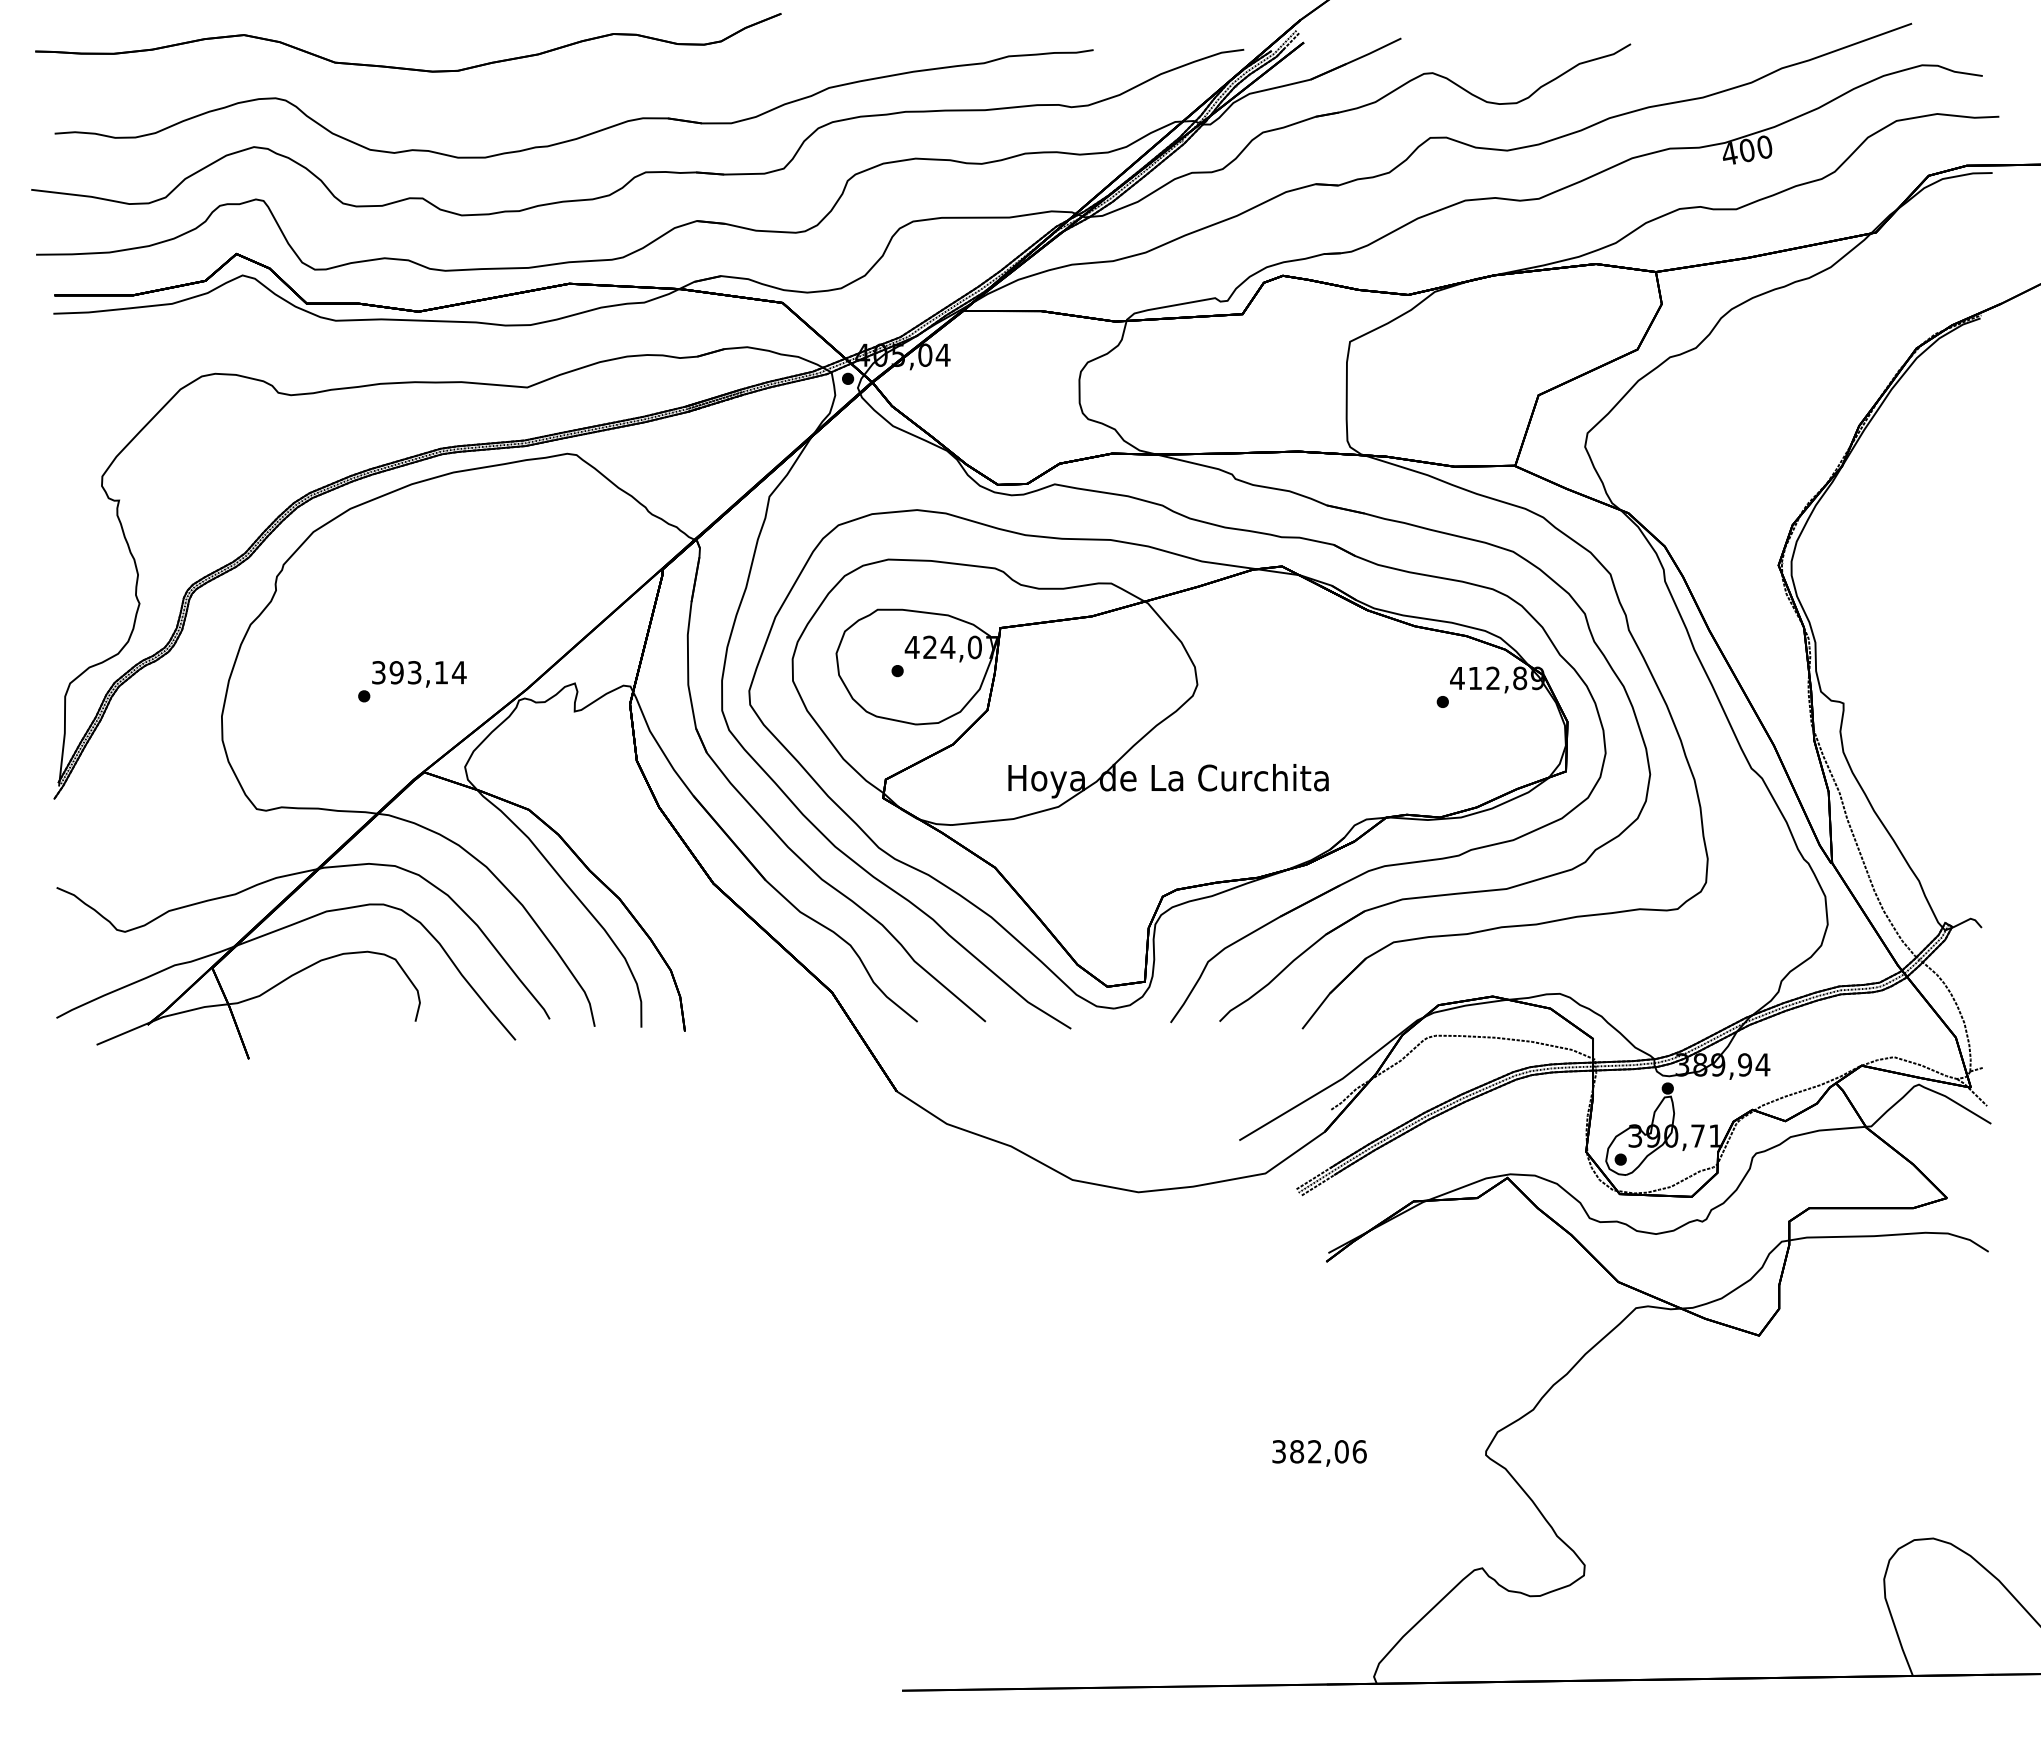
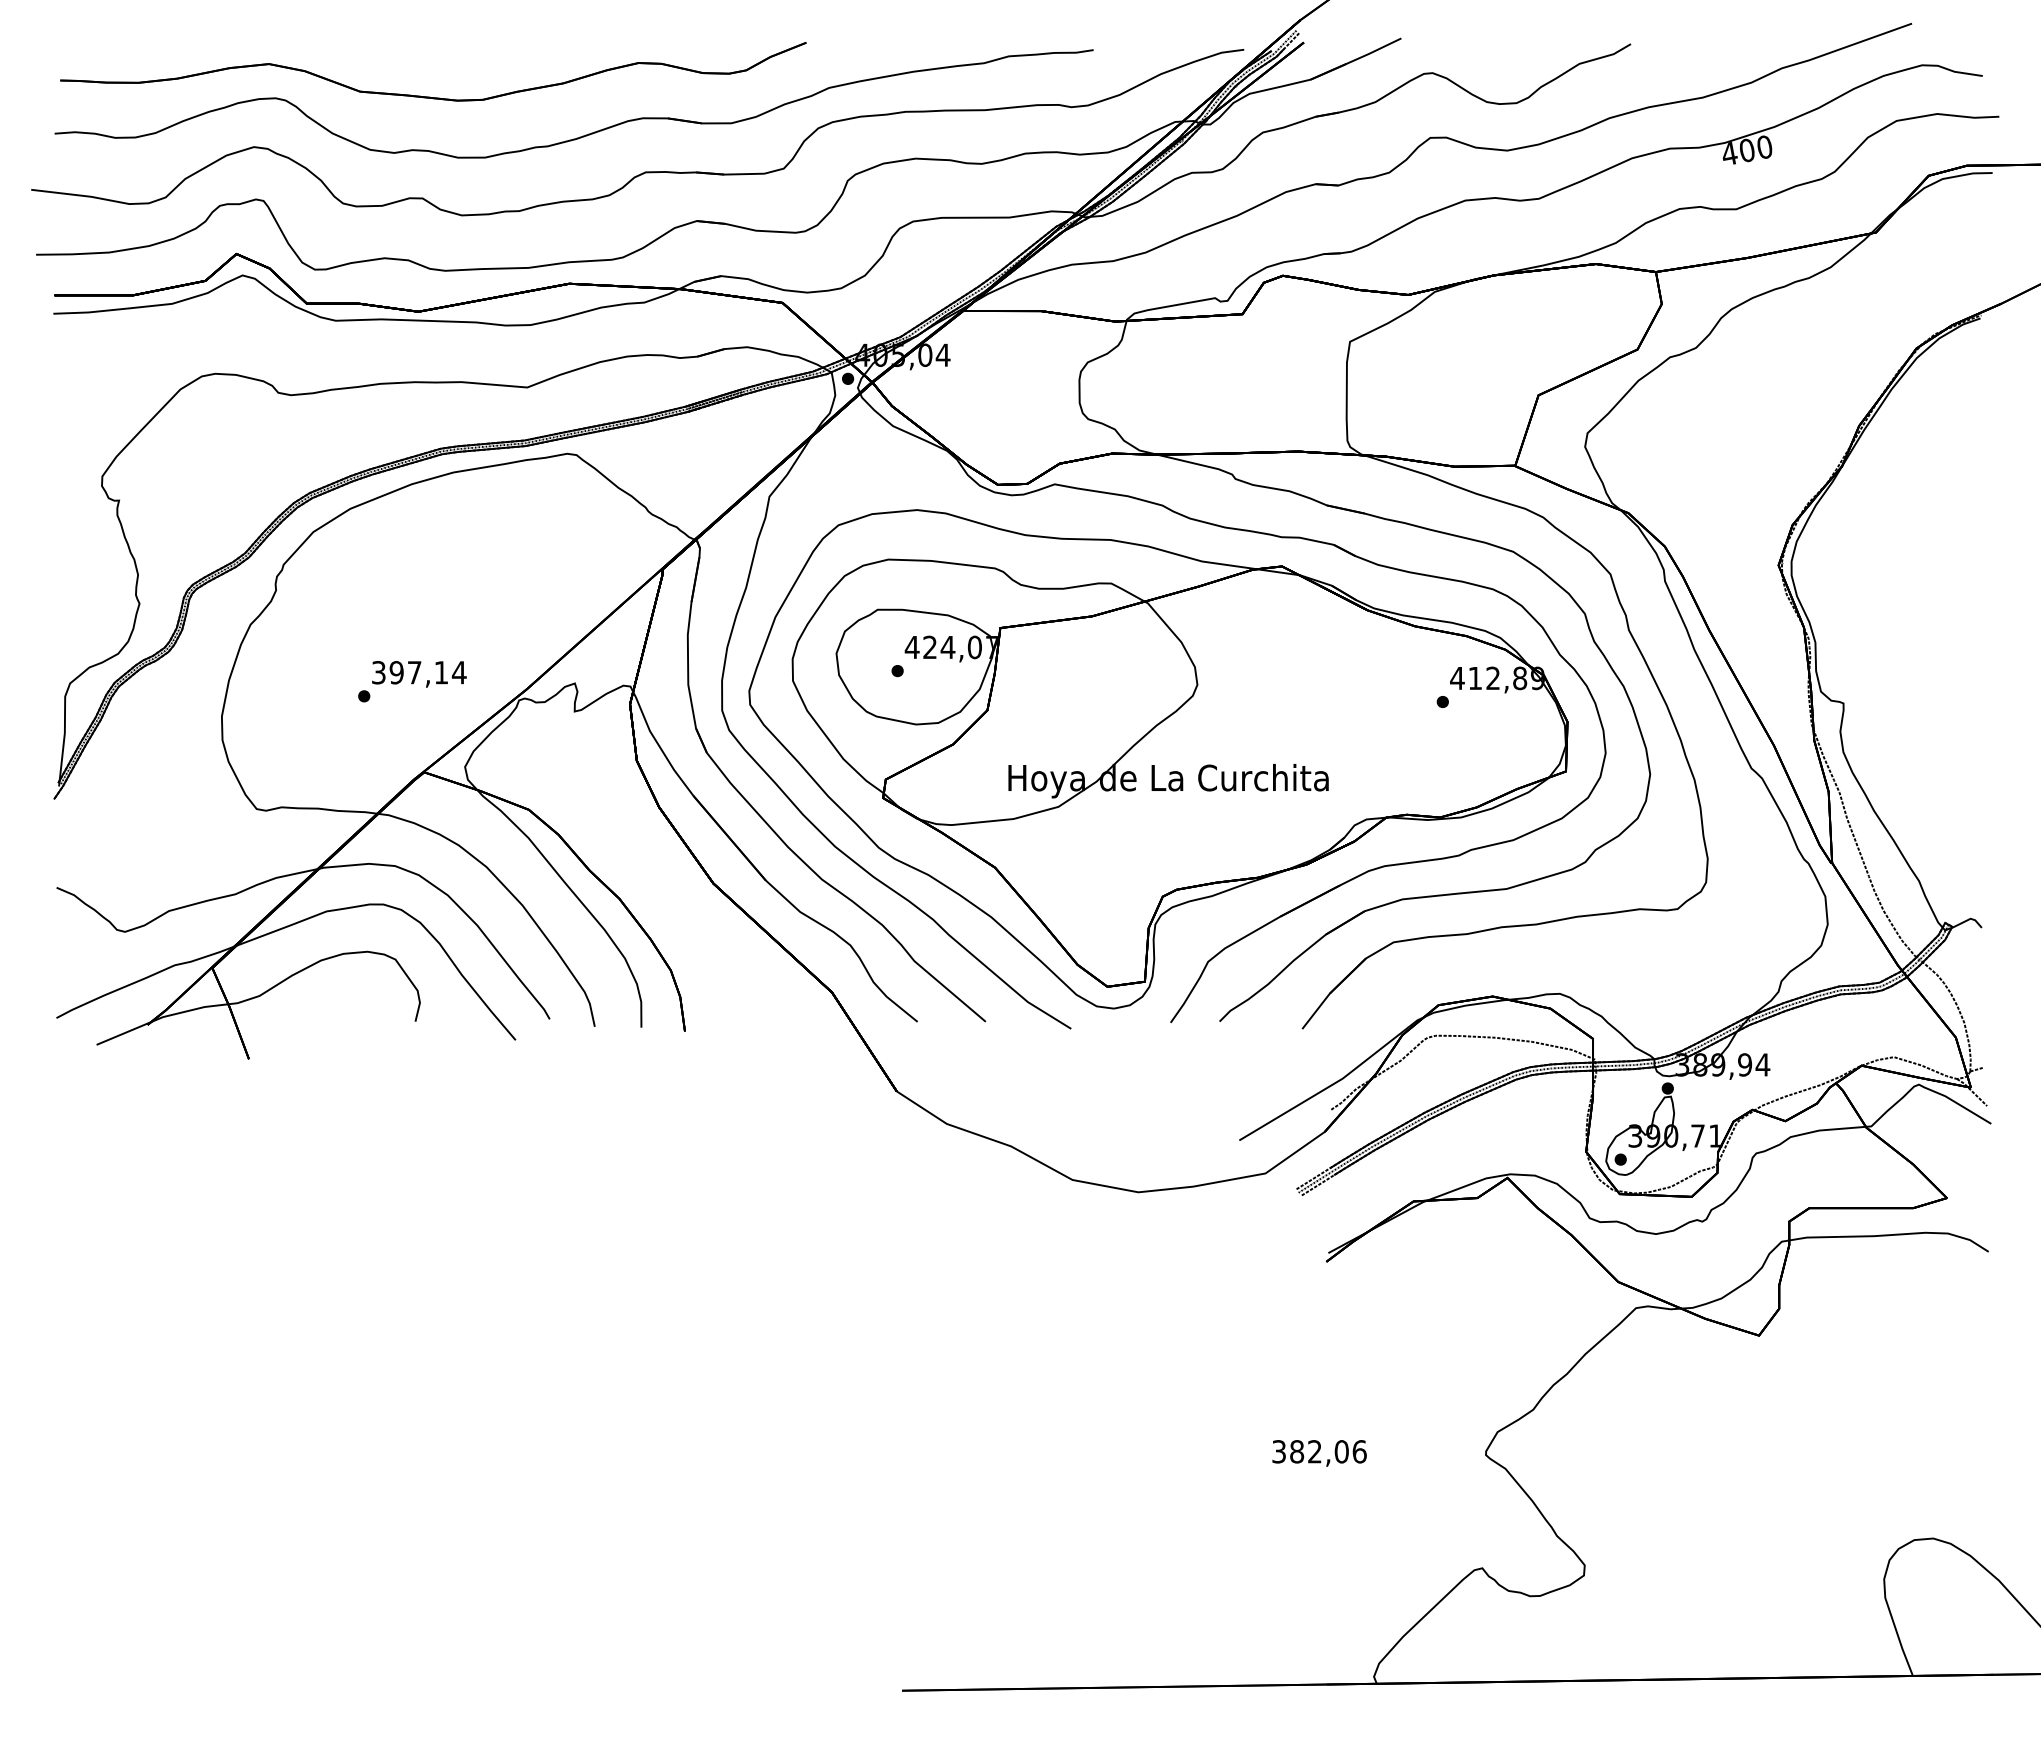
part position: (405, 67) -> (430, 96) (430, 96)
text: 393,14 -> 397,14 (414, 672)
